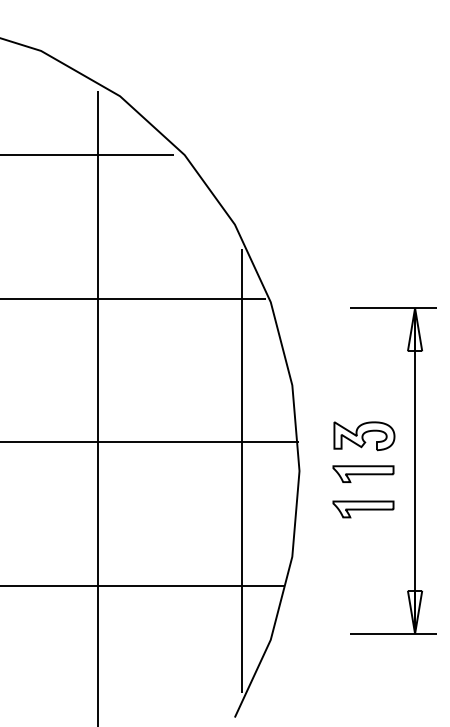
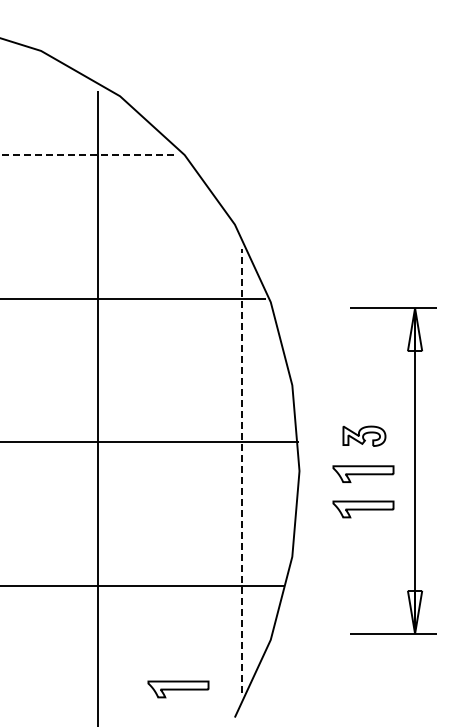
line: solid -> dashed (86, 155)
part size: 63x31 px -> 45x22 px (364, 435)
line: solid -> dashed (242, 470)
part: none -> present (178, 689)
